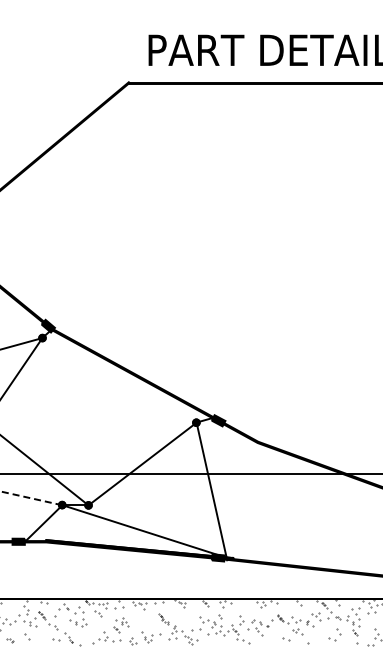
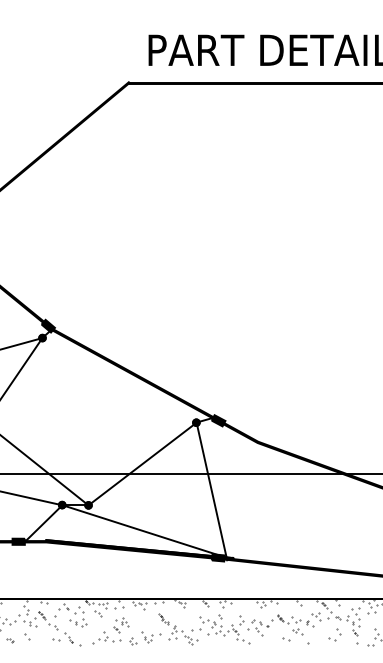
line: dashed -> solid (31, 498)
